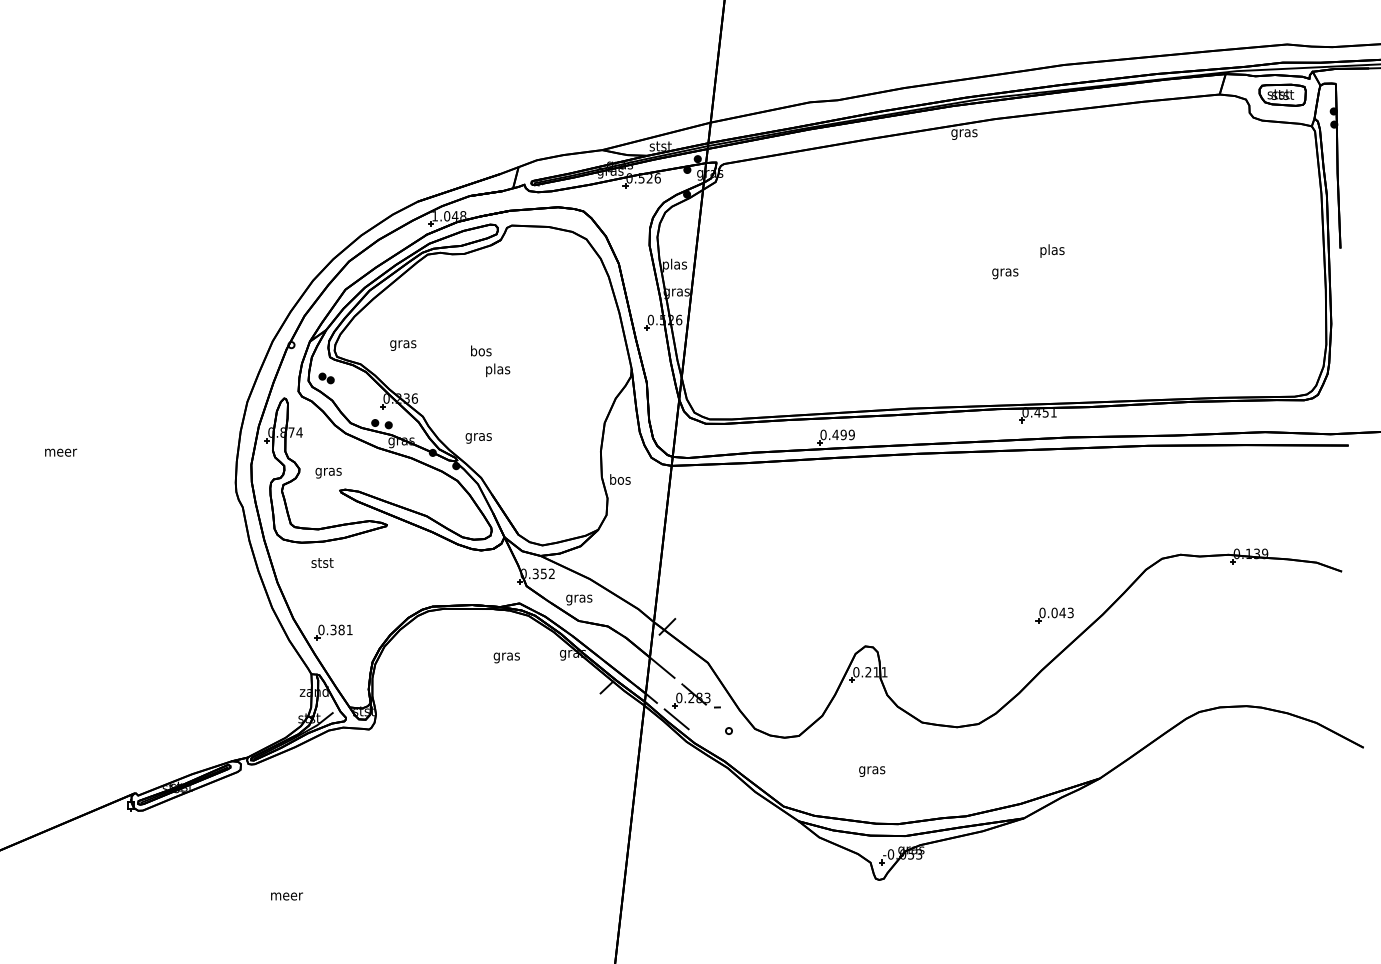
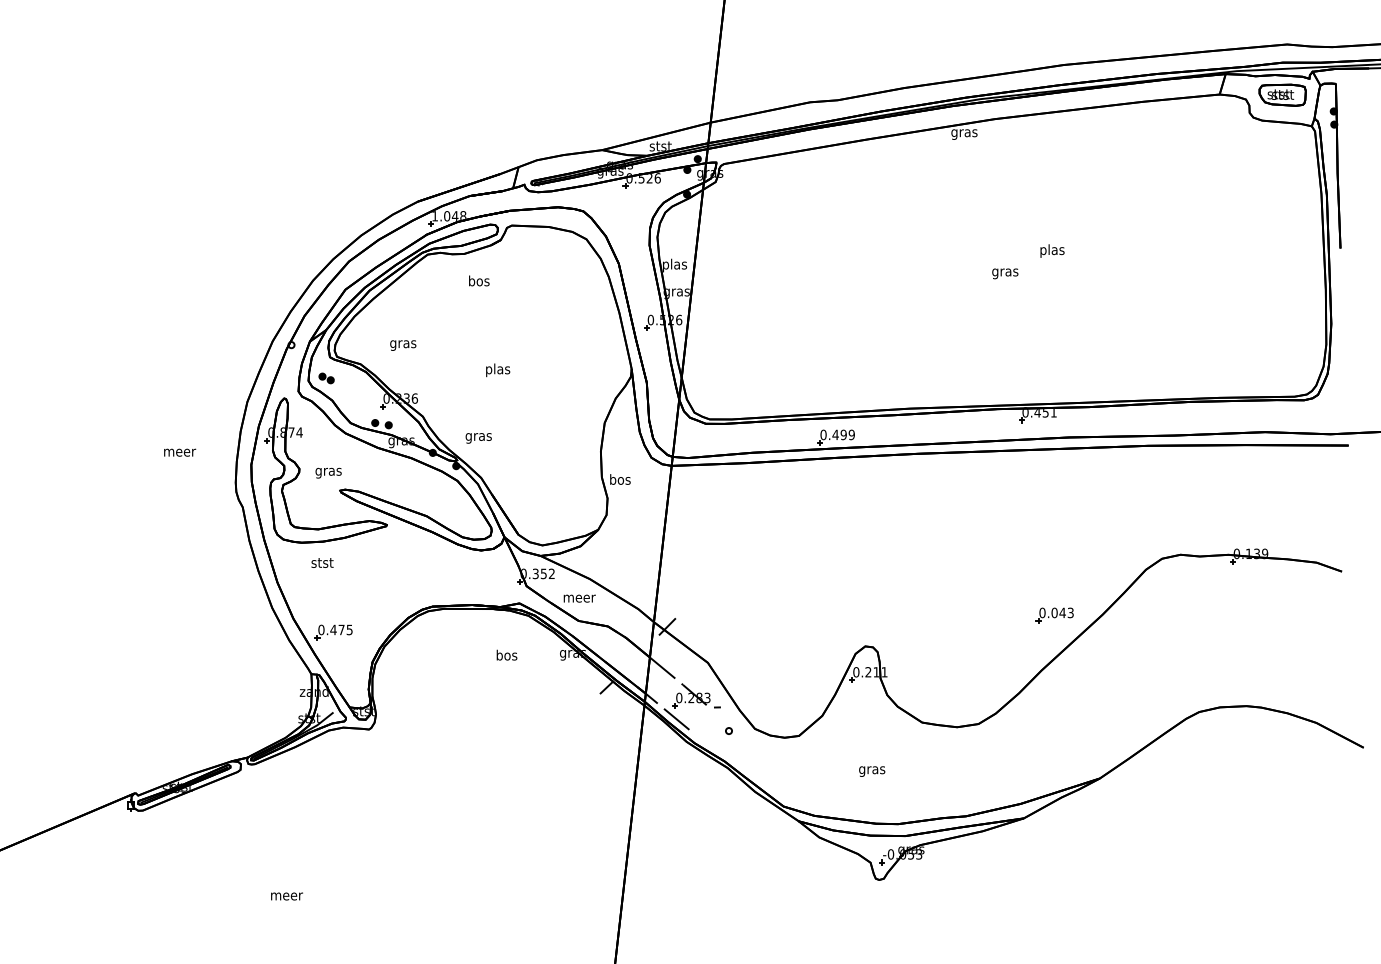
text position: (481, 350) -> (479, 280) (479, 280)
text position: (61, 452) -> (180, 452) (180, 452)
text: gras -> meer (579, 599)
text: 0.381 -> 0.475 (341, 629)
text: gras -> bos (506, 656)
